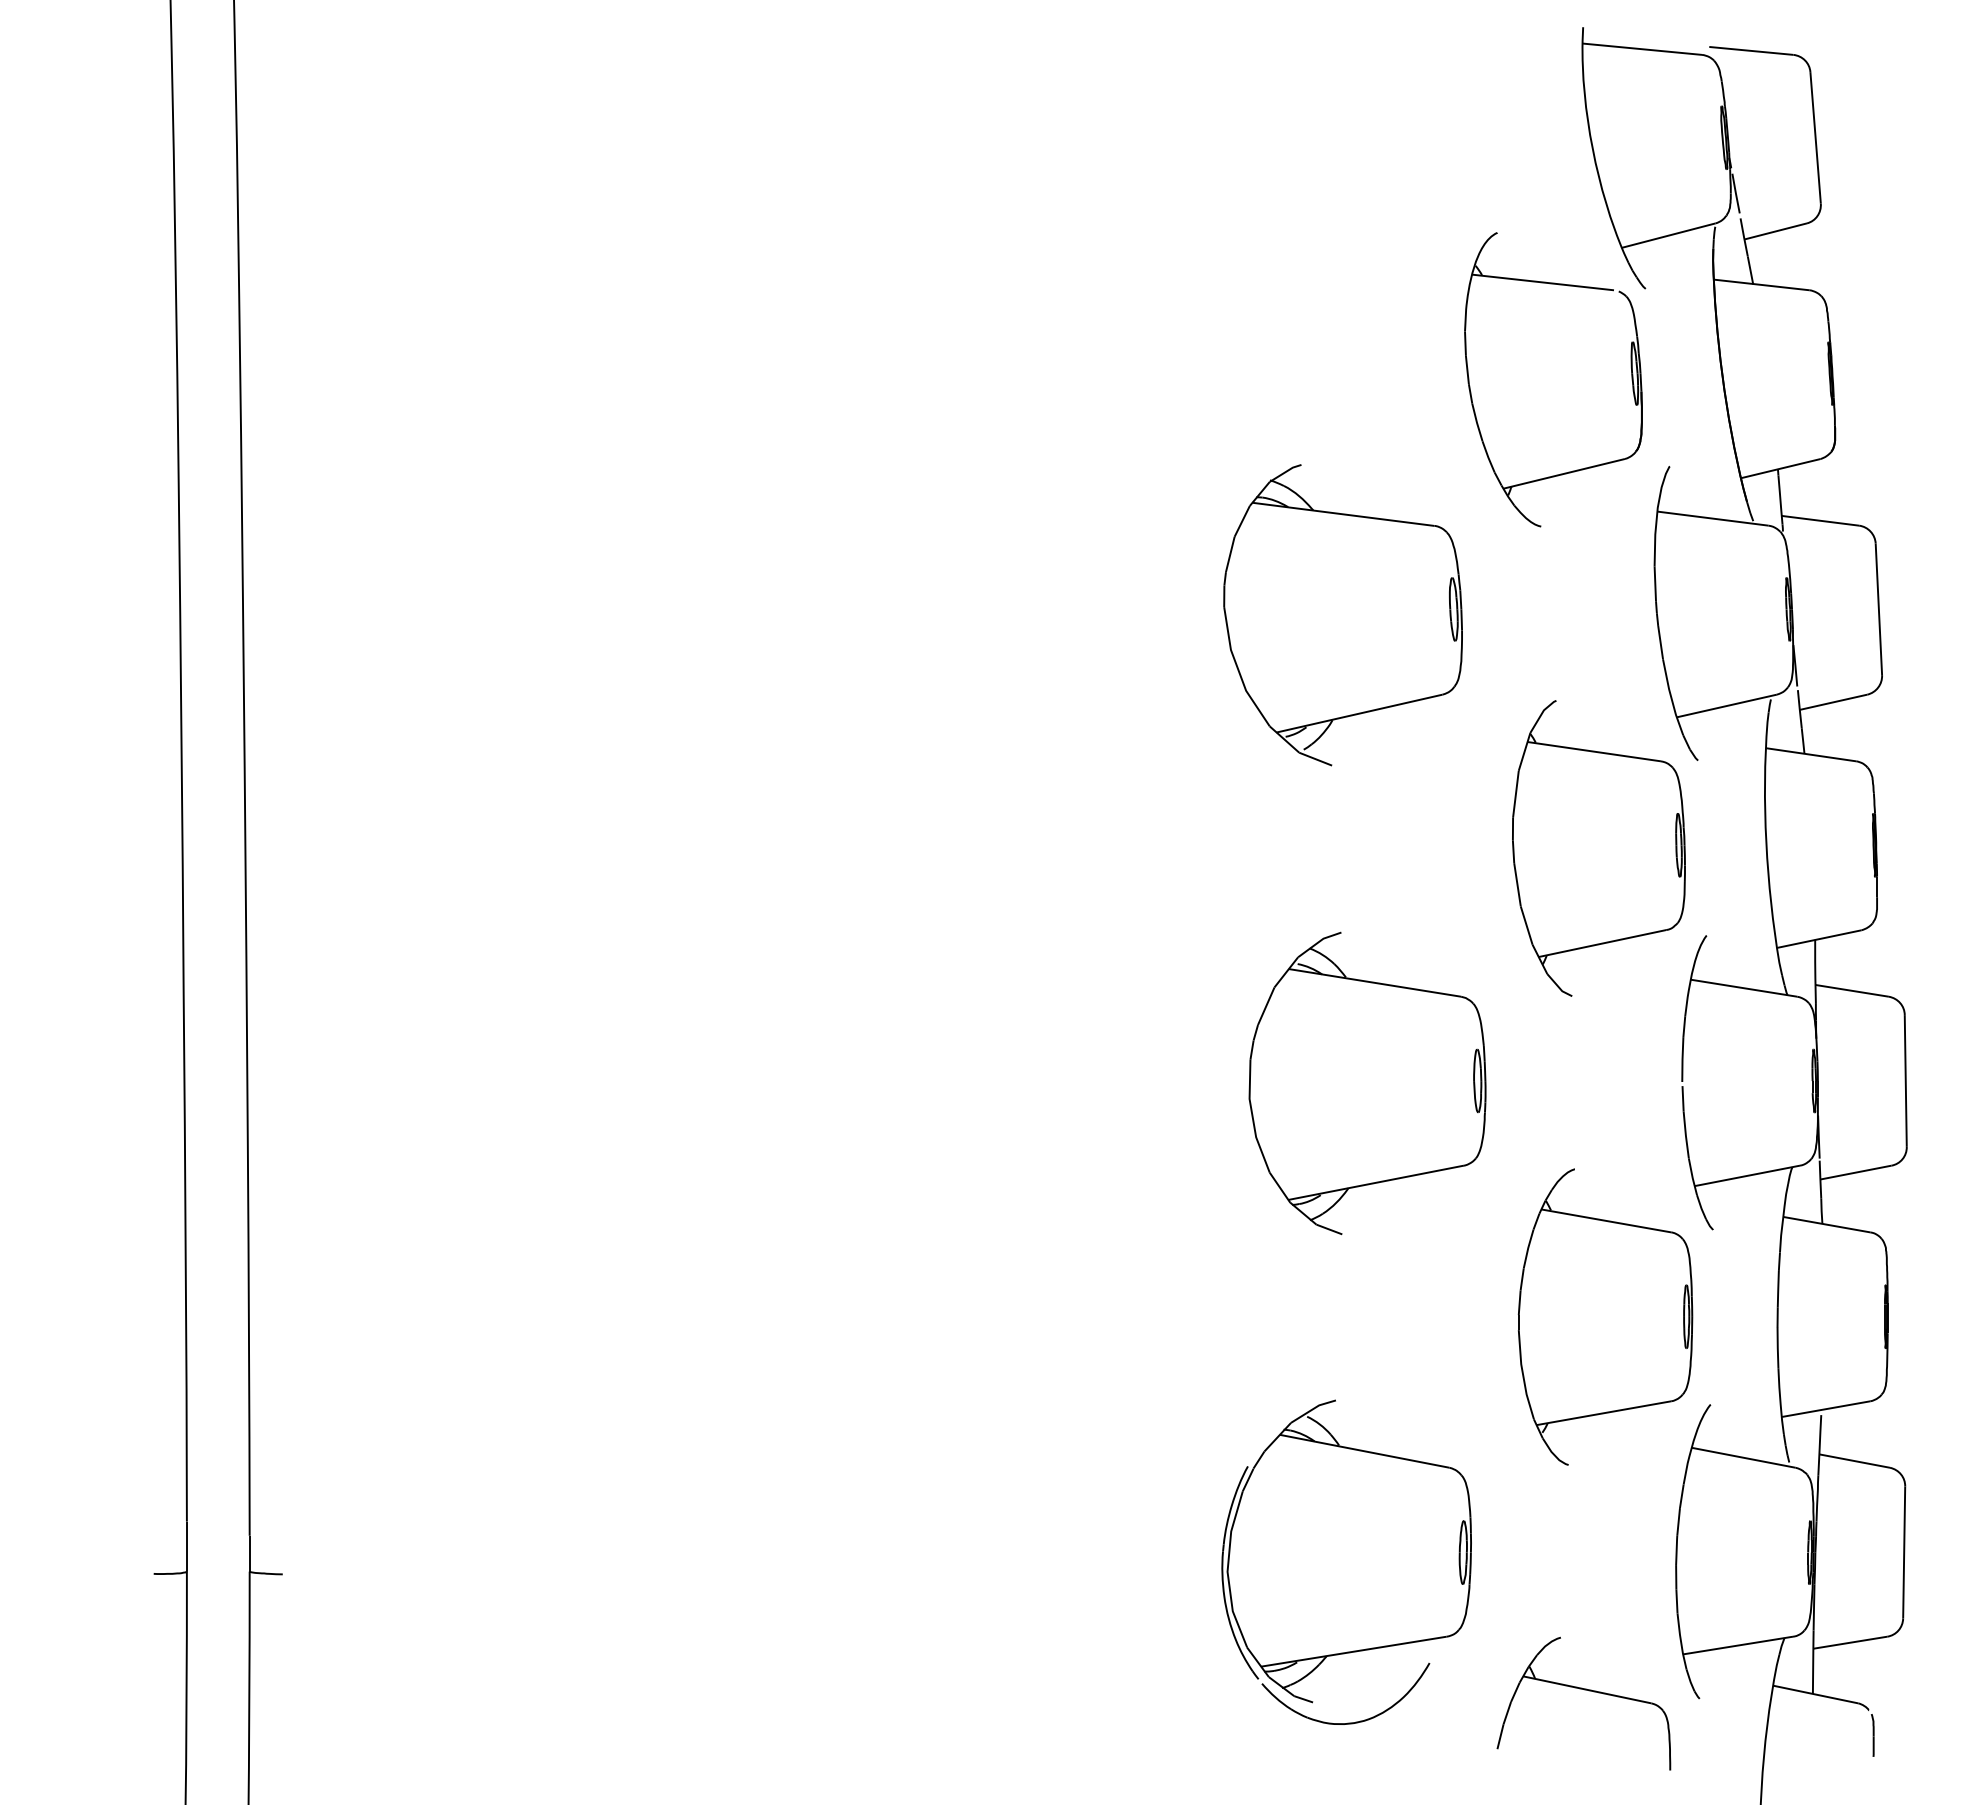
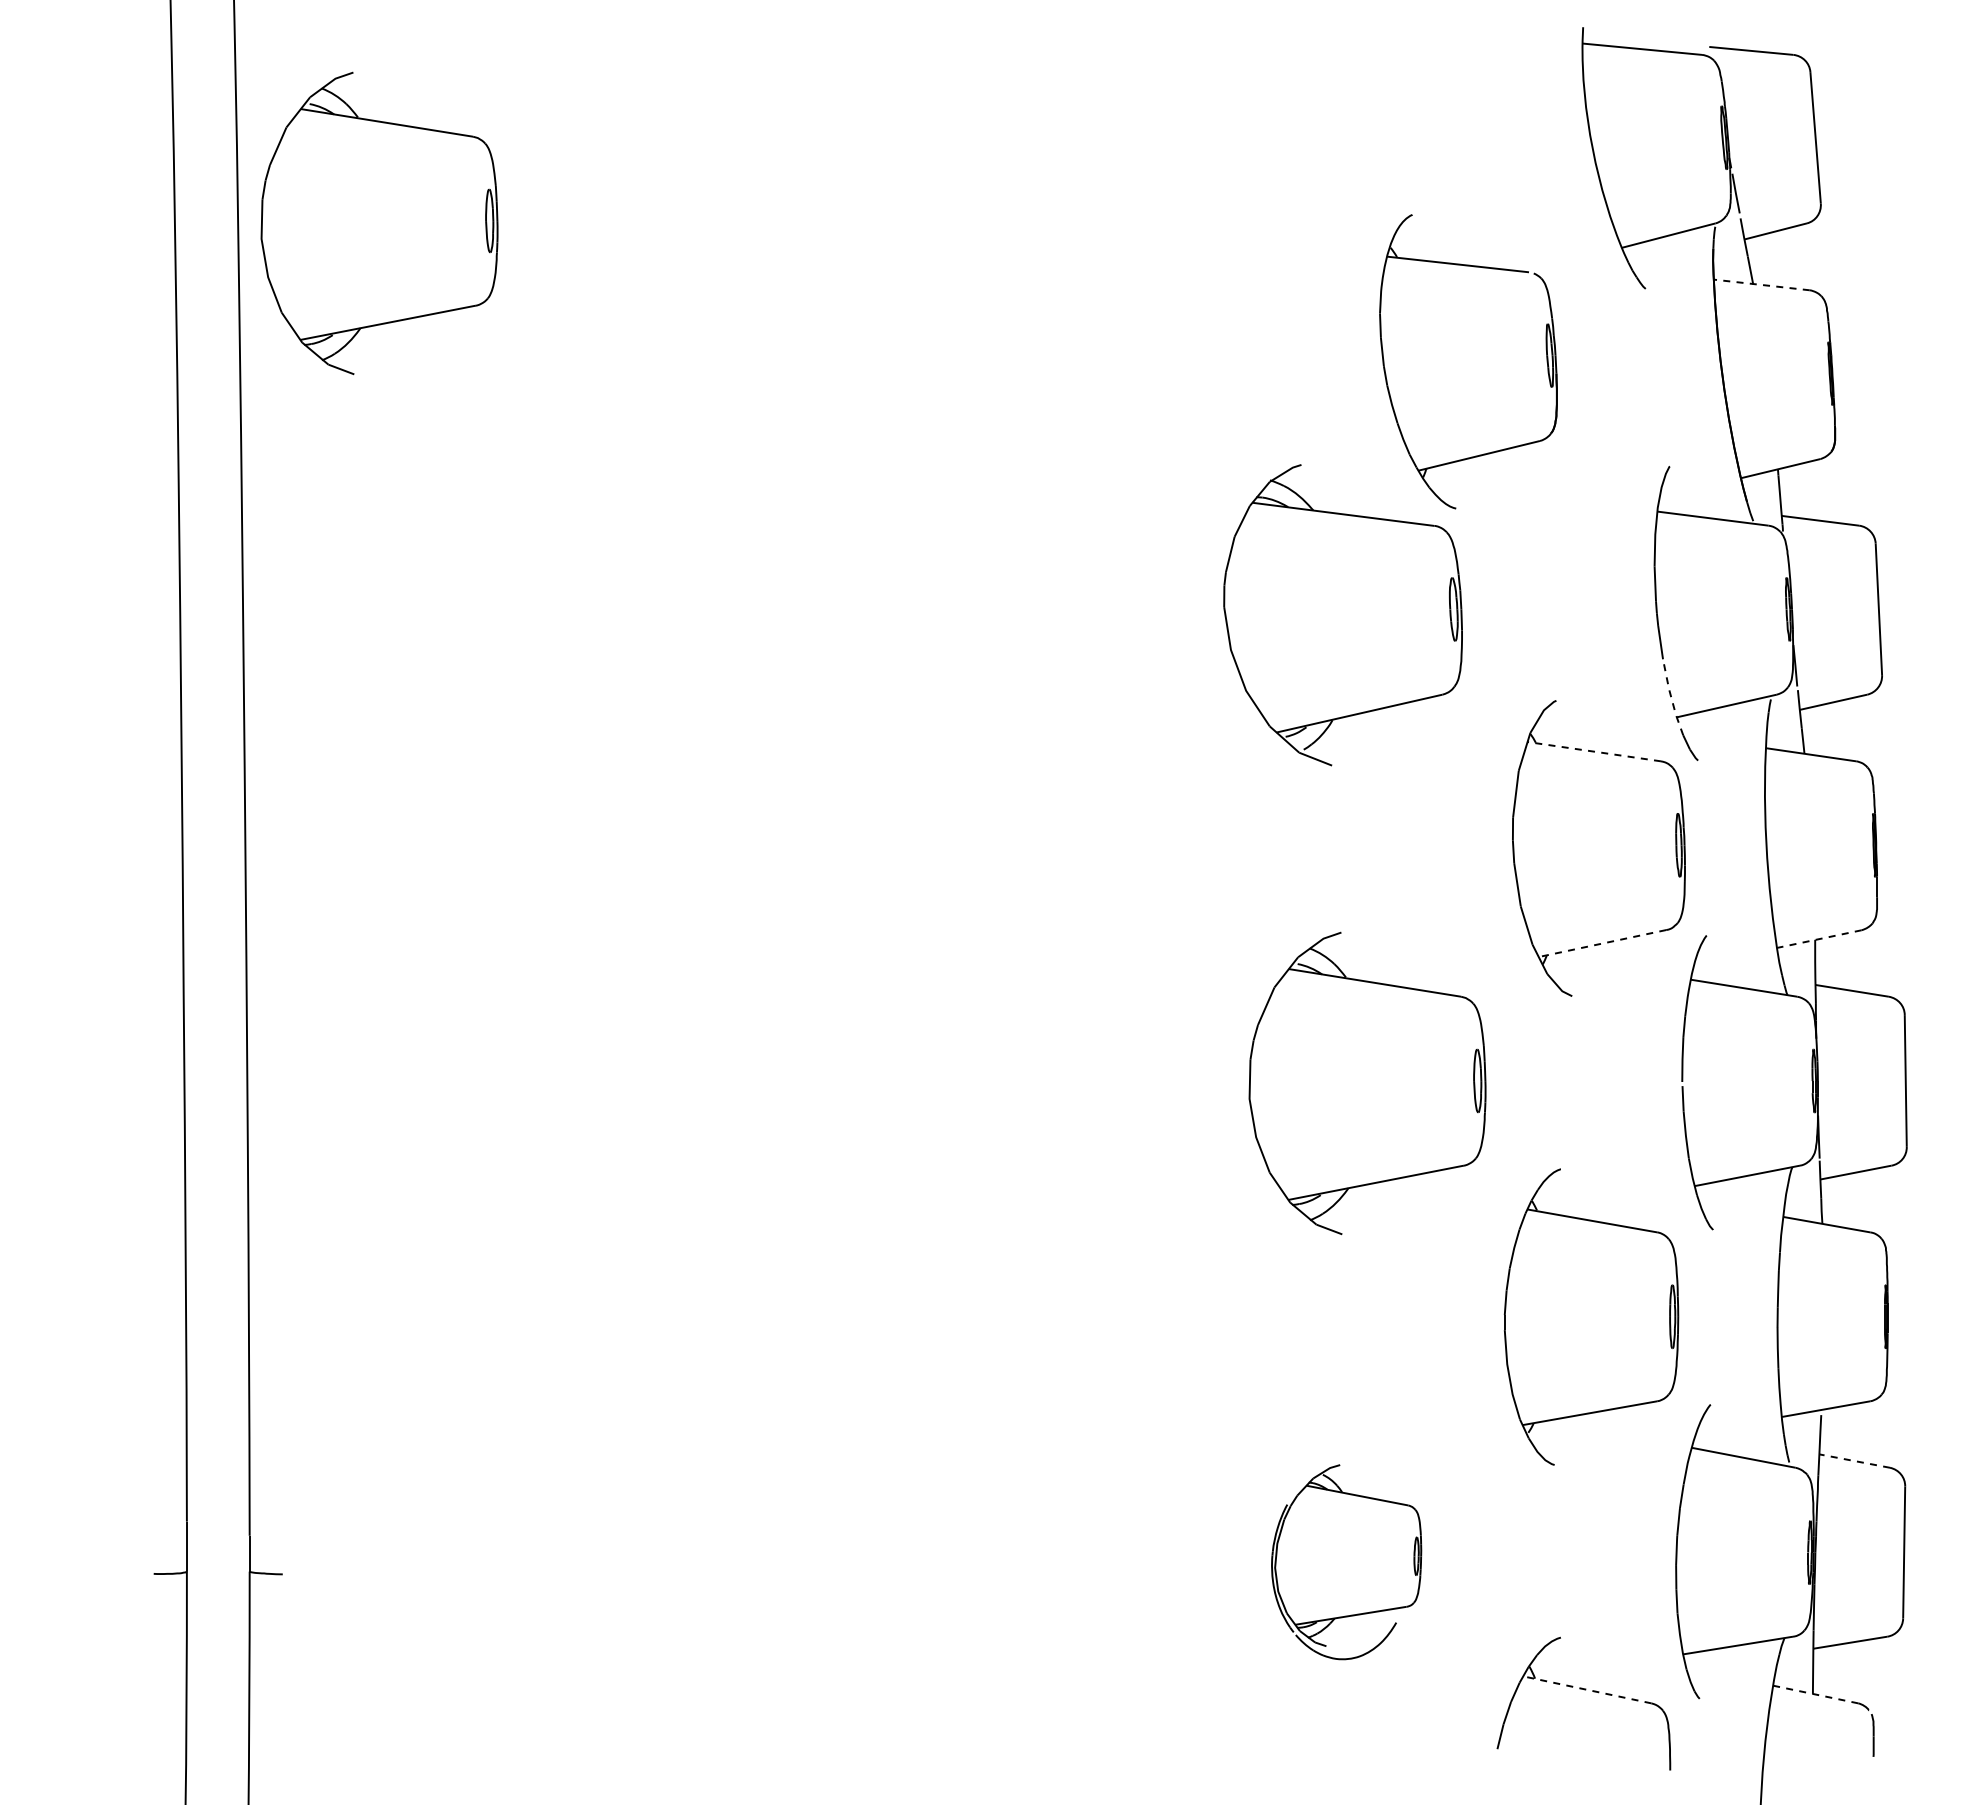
part: none -> present (379, 223)
line: solid -> dashed (1761, 284)
part position: (1630, 367) -> (1545, 349) (1545, 349)
line: solid -> dashed (1671, 697)
line: solid -> dashed (1593, 751)
line: solid -> dashed (1818, 939)
line: solid -> dashed (1601, 943)
part position: (1605, 1316) -> (1591, 1316) (1591, 1316)
line: solid -> dashed (1854, 1460)
part size: 251x326 px -> 152x197 px (1346, 1562)
line: solid -> dashed (1586, 1689)
line: solid -> dashed (1815, 1694)
